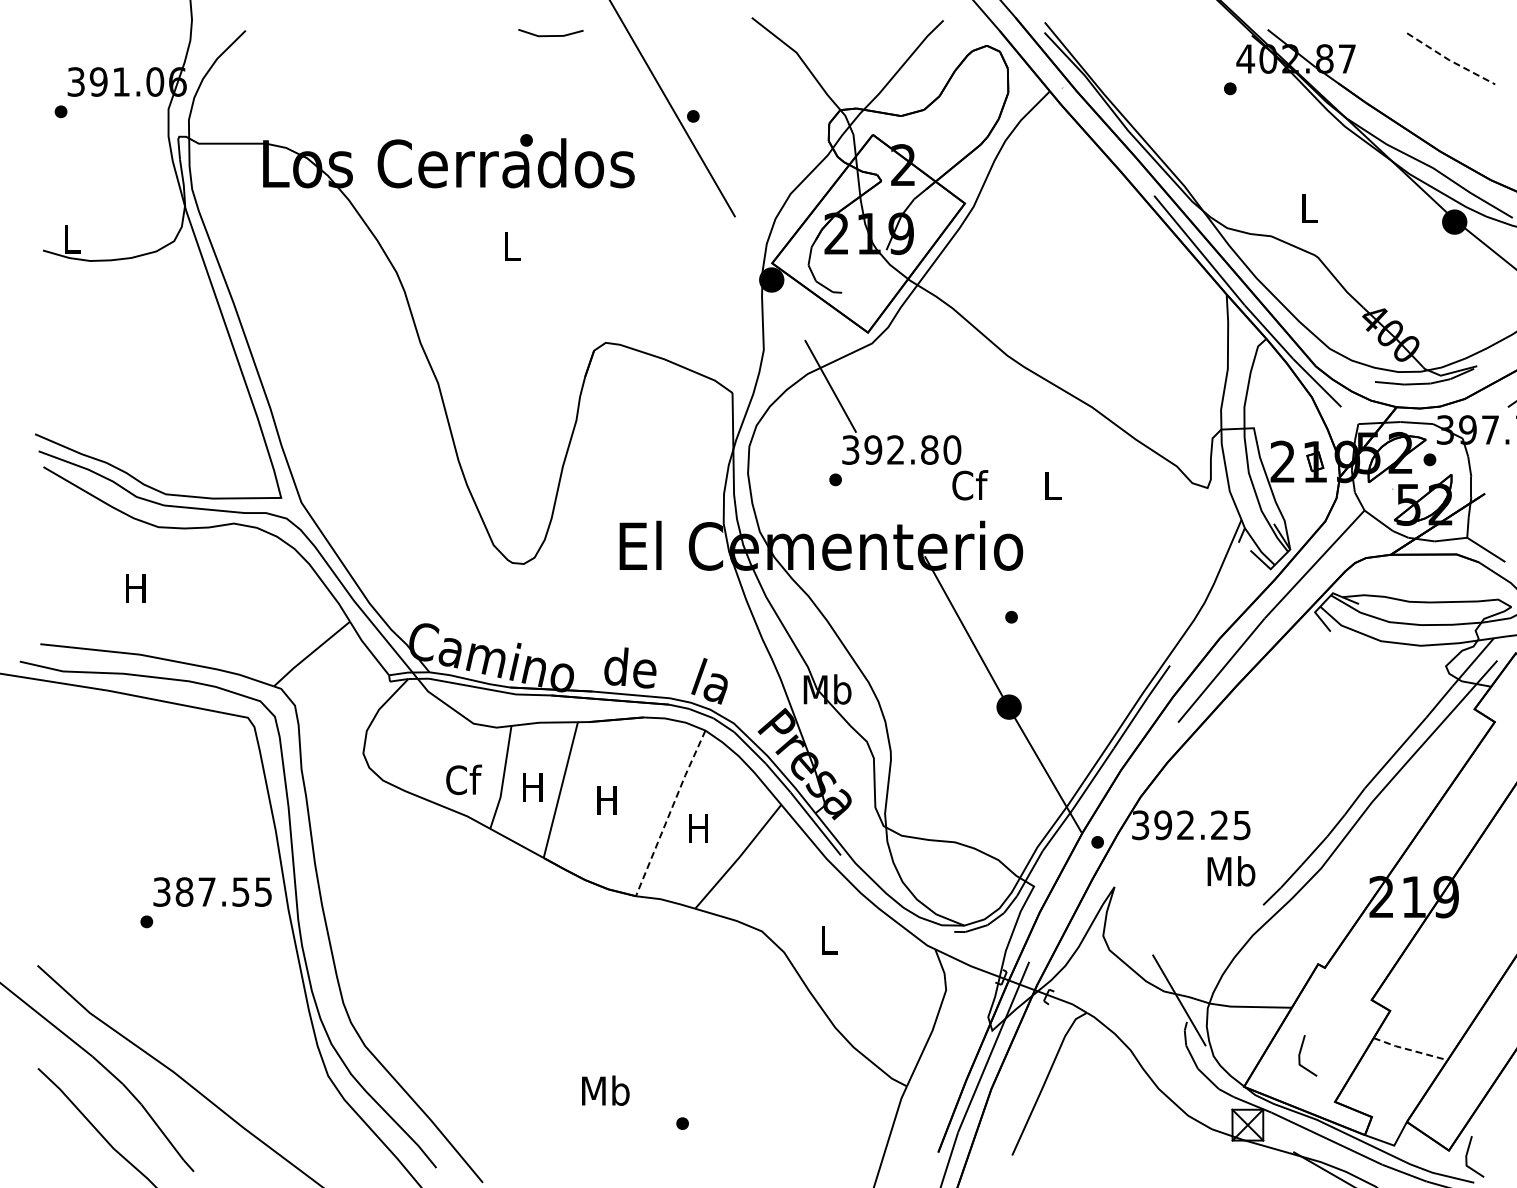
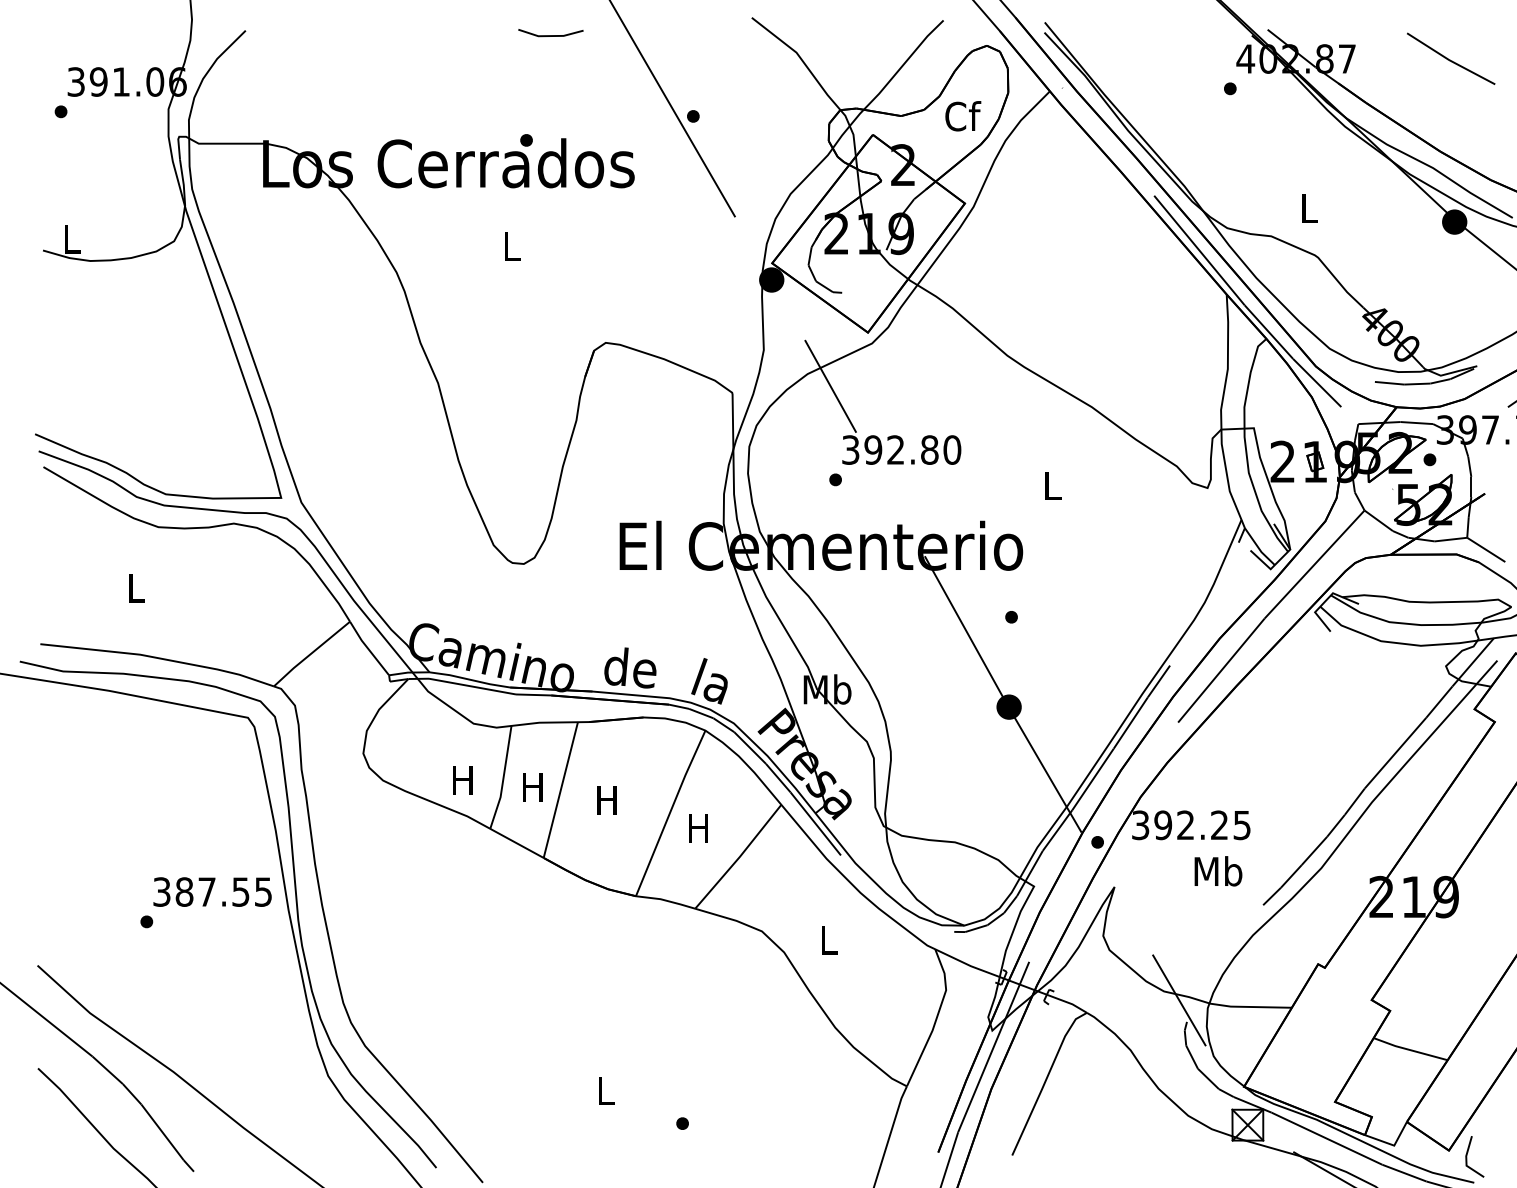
line: dashed -> solid (1450, 60)
text position: (970, 485) -> (963, 116) (963, 116)
text: H -> L (135, 588)
text: Cf -> H (464, 779)
line: dashed -> solid (669, 813)
text position: (1231, 871) -> (1218, 871) (1218, 871)
line: dashed -> solid (1409, 1049)
line: present -> none (1300, 1055)
text: Mb -> L (605, 1090)
